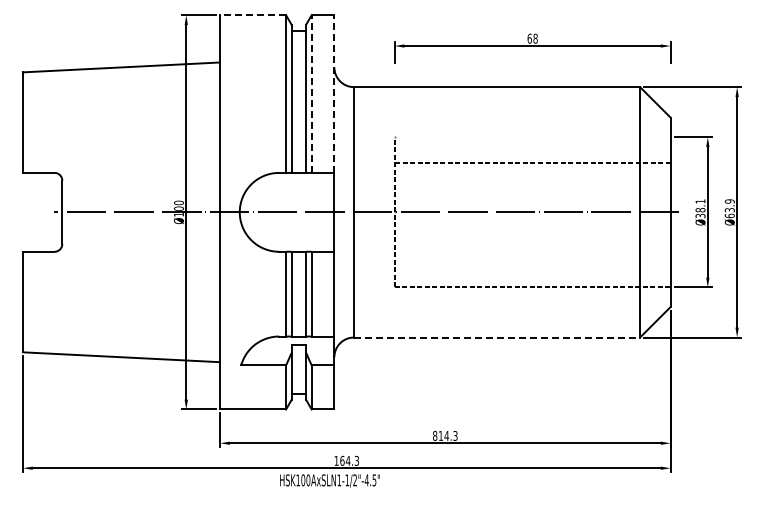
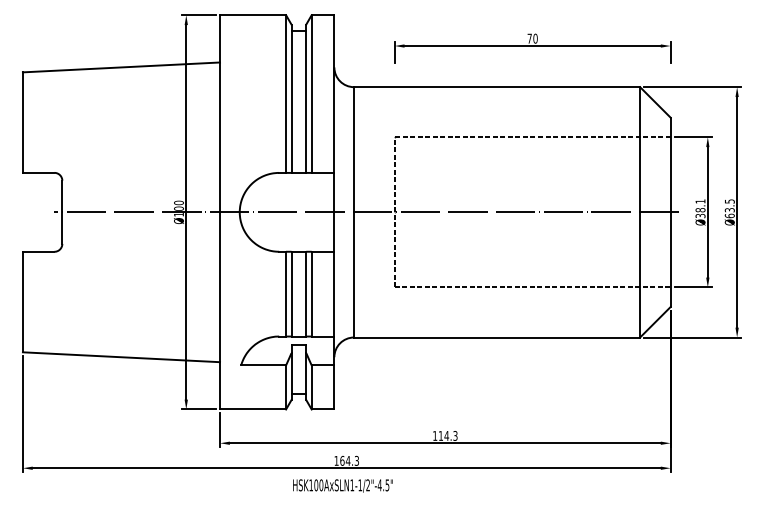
line: dashed -> solid (252, 15)
text: 68 -> 70 (532, 38)
line: dashed -> solid (311, 94)
line: dashed -> solid (334, 94)
line position: (532, 163) -> (532, 137) (532, 137)
text: Ø63.9 -> Ø63.5 (729, 201)
line: dashed -> solid (497, 337)
text: 814.3 -> 114.3 (435, 435)
text position: (329, 480) -> (342, 485) (342, 485)
